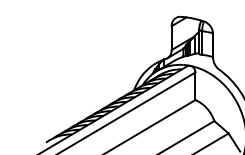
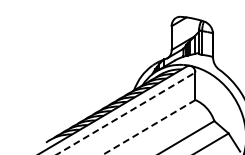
line: solid -> dashed (125, 113)
line: solid -> dashed (149, 127)
